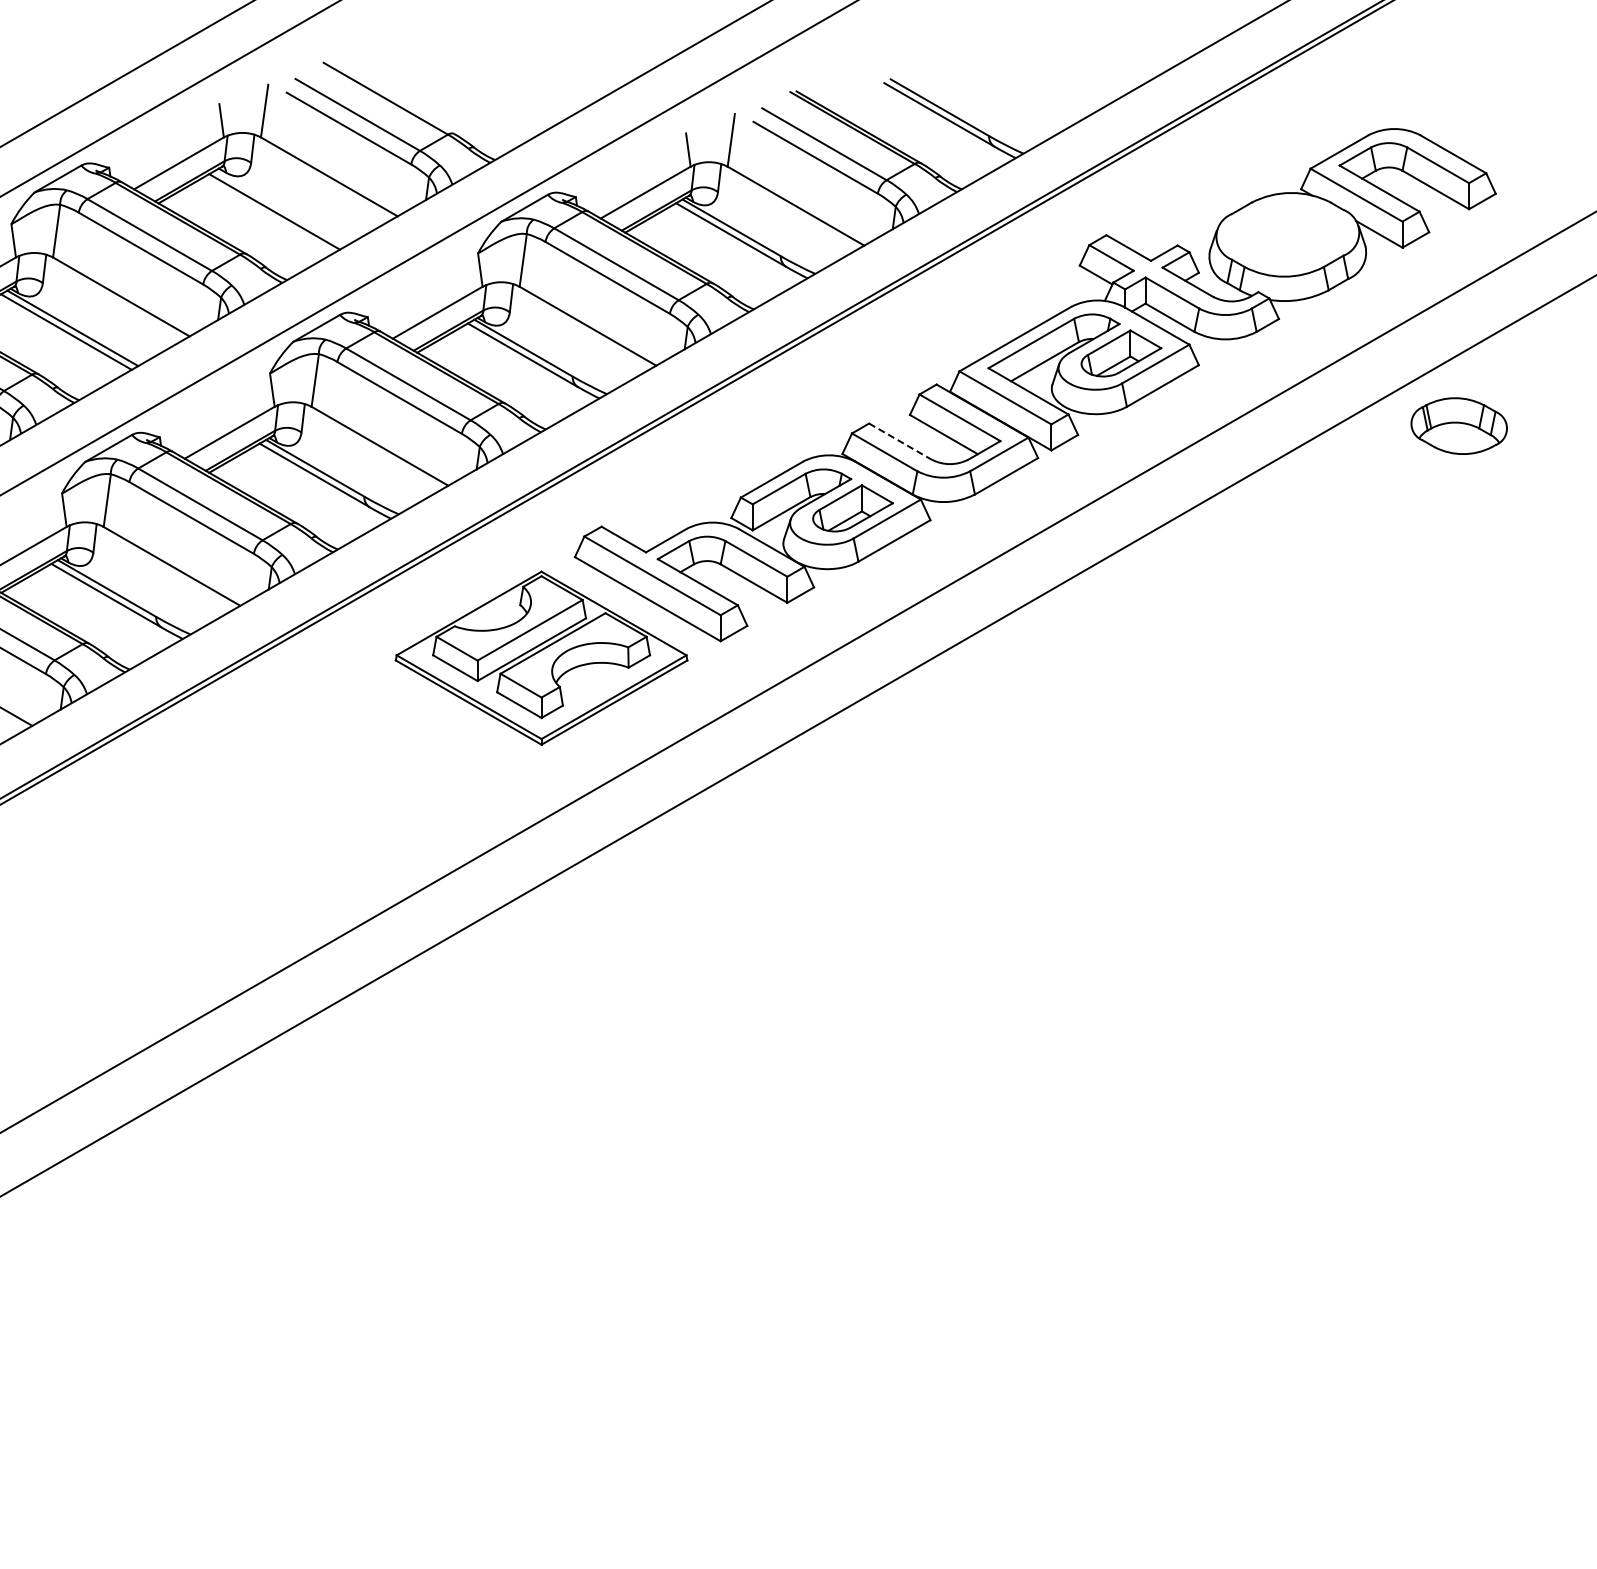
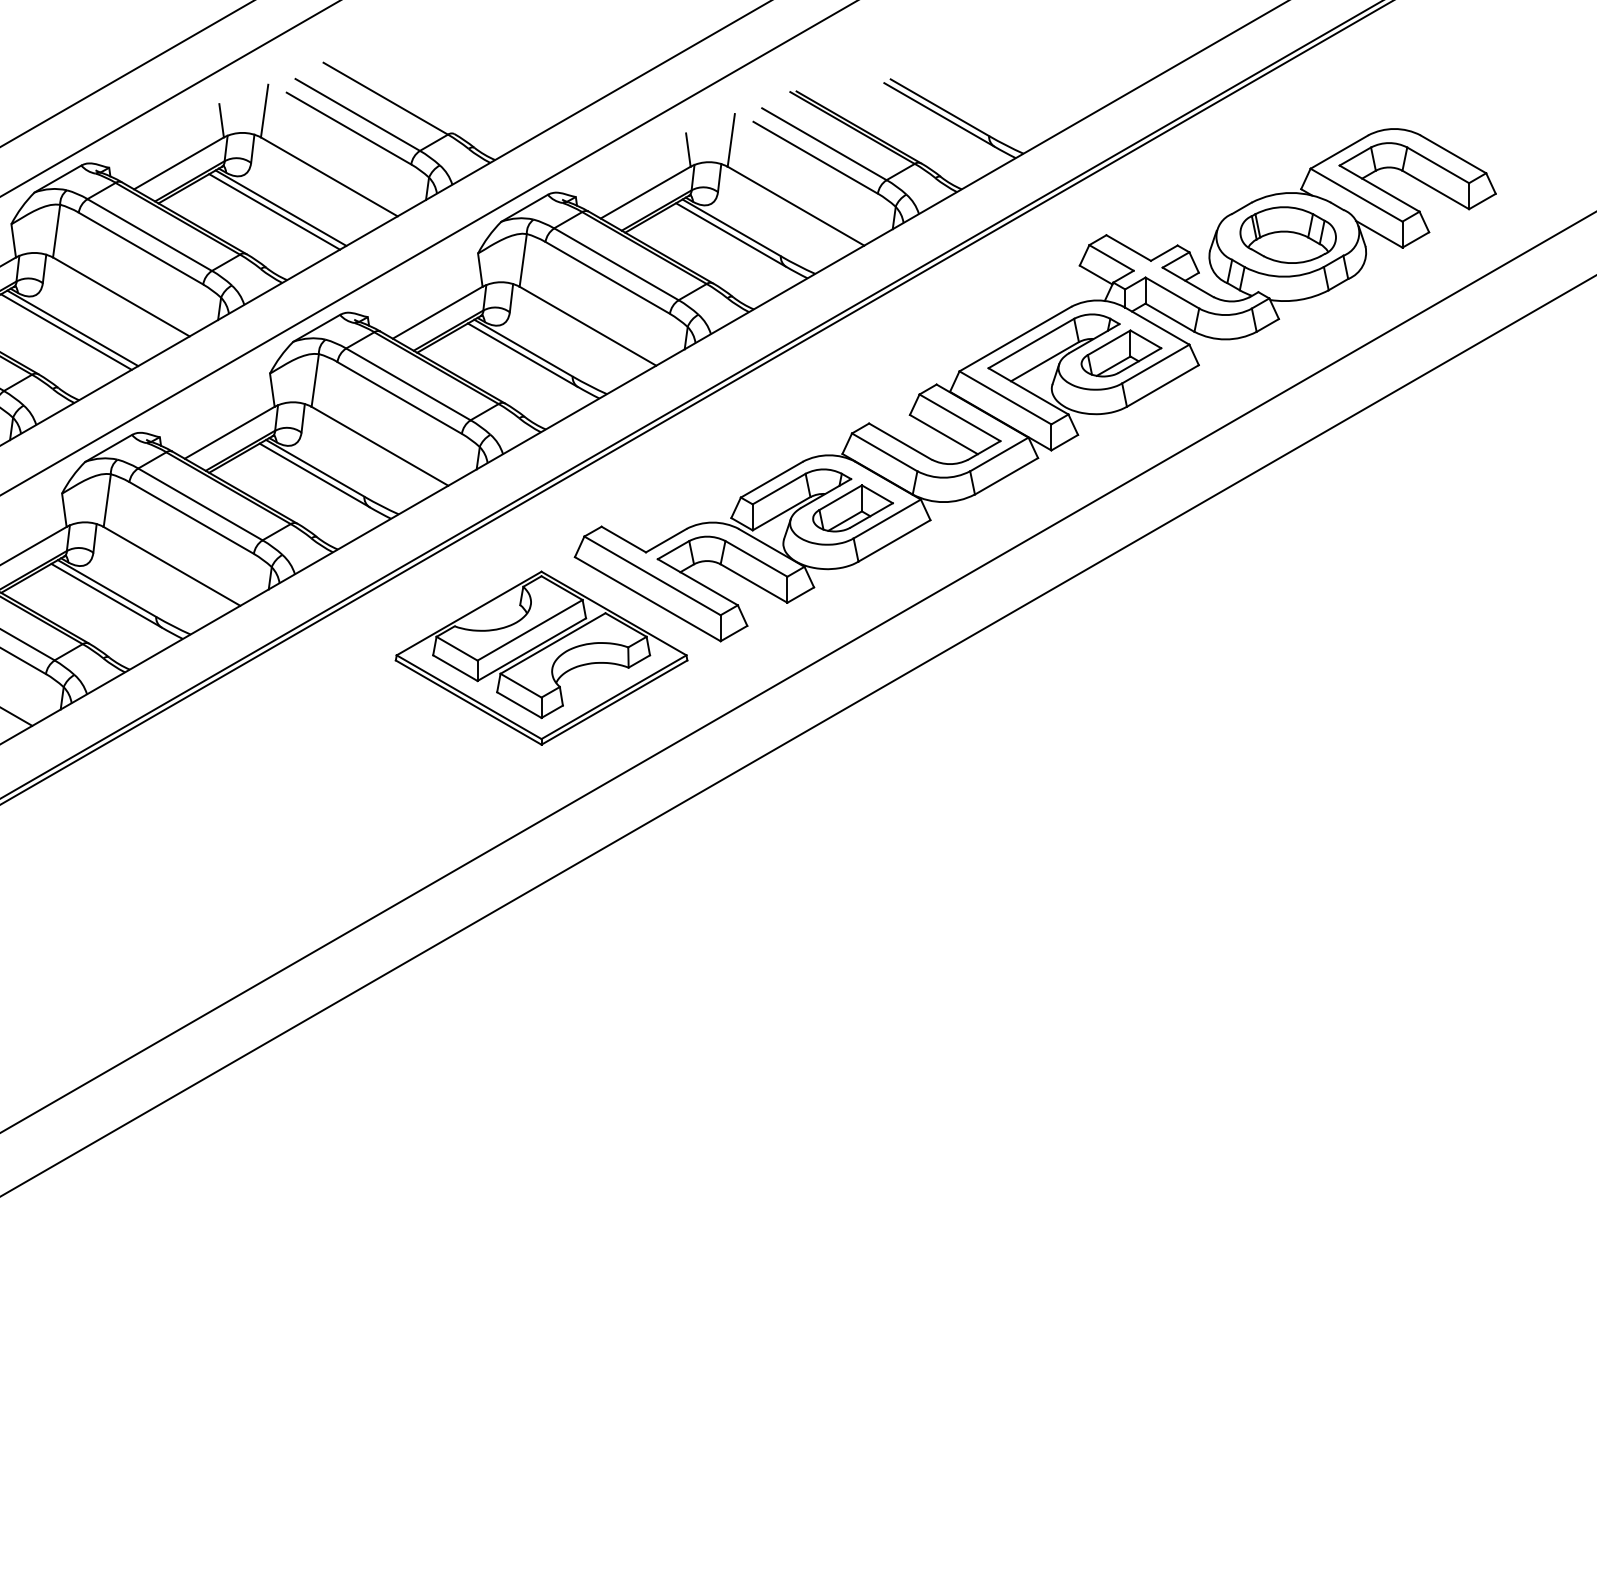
line: none -> present (280, 207)
part position: (1458, 425) -> (1287, 234) (1287, 234)
line: dashed -> solid (900, 441)
